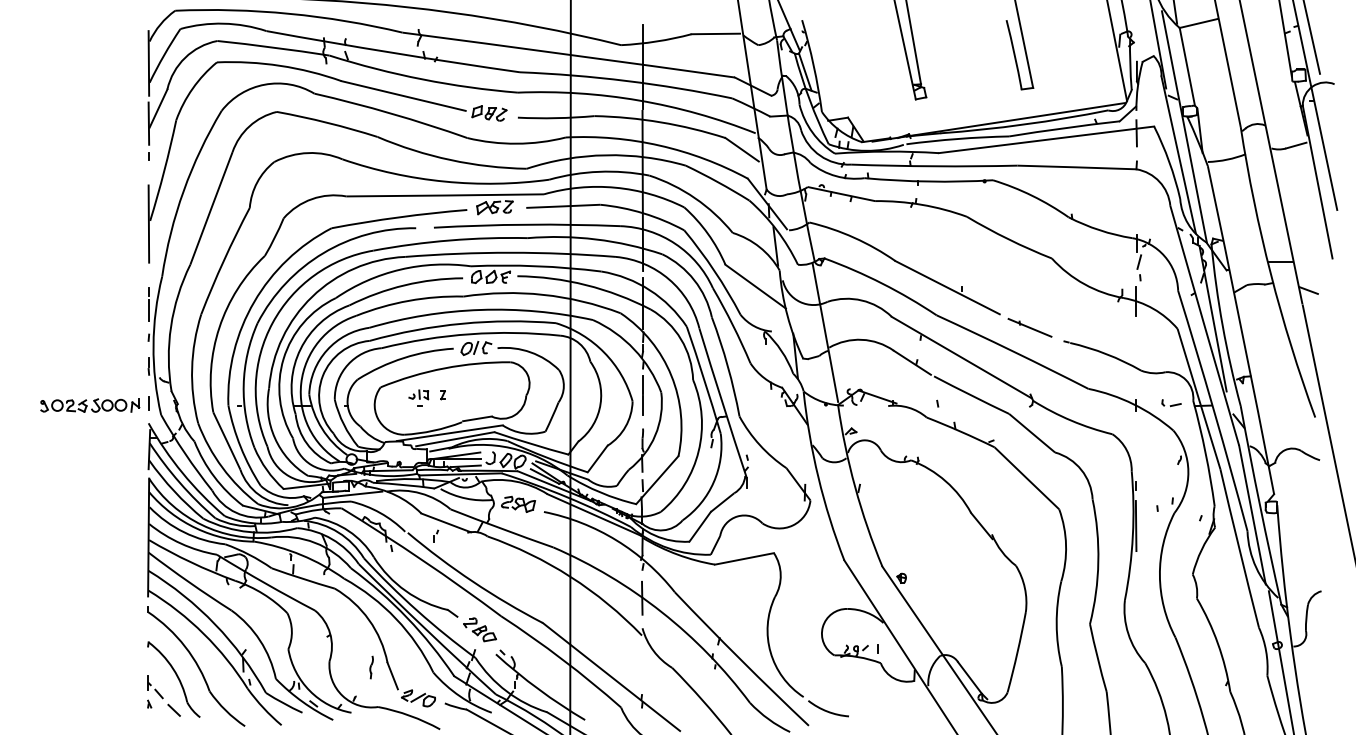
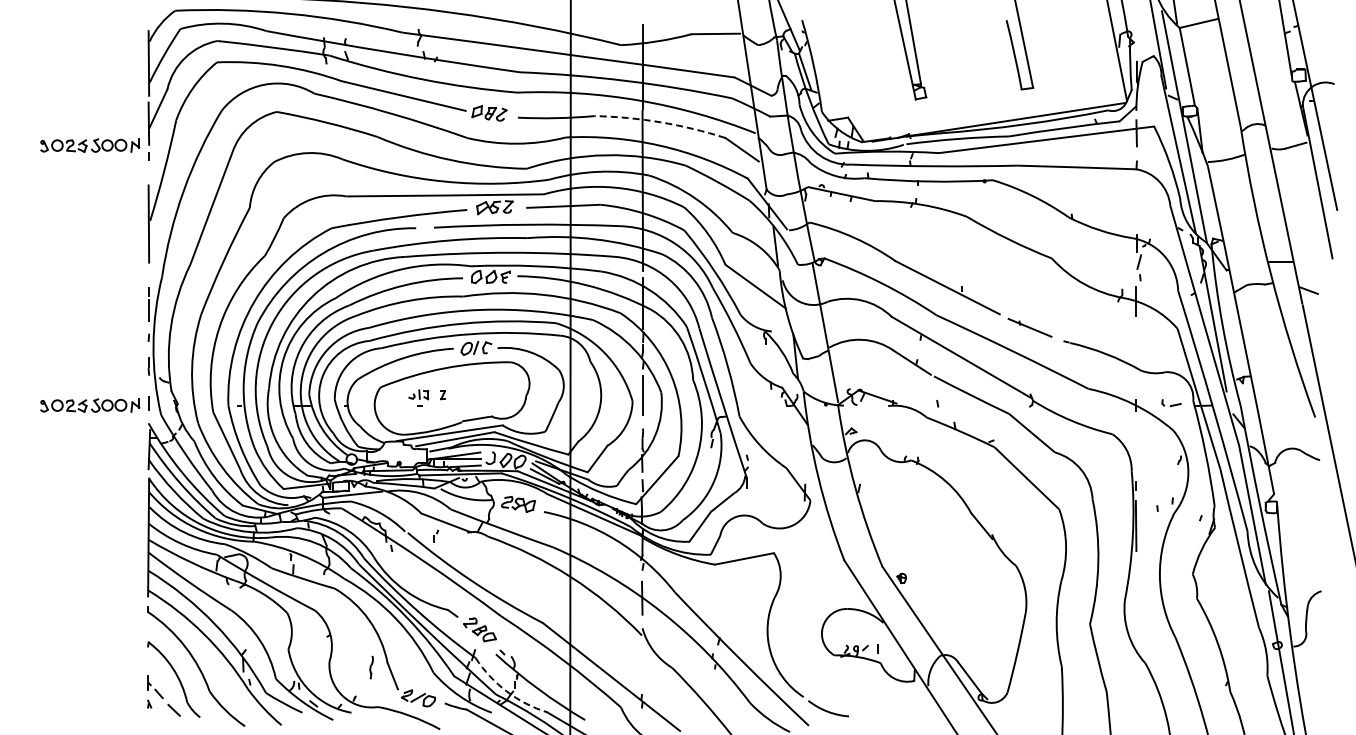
line: present -> none (1312, 37)
arc: solid -> dashed (660, 122)
part: none -> present (90, 145)
arc: solid -> dashed (506, 691)
